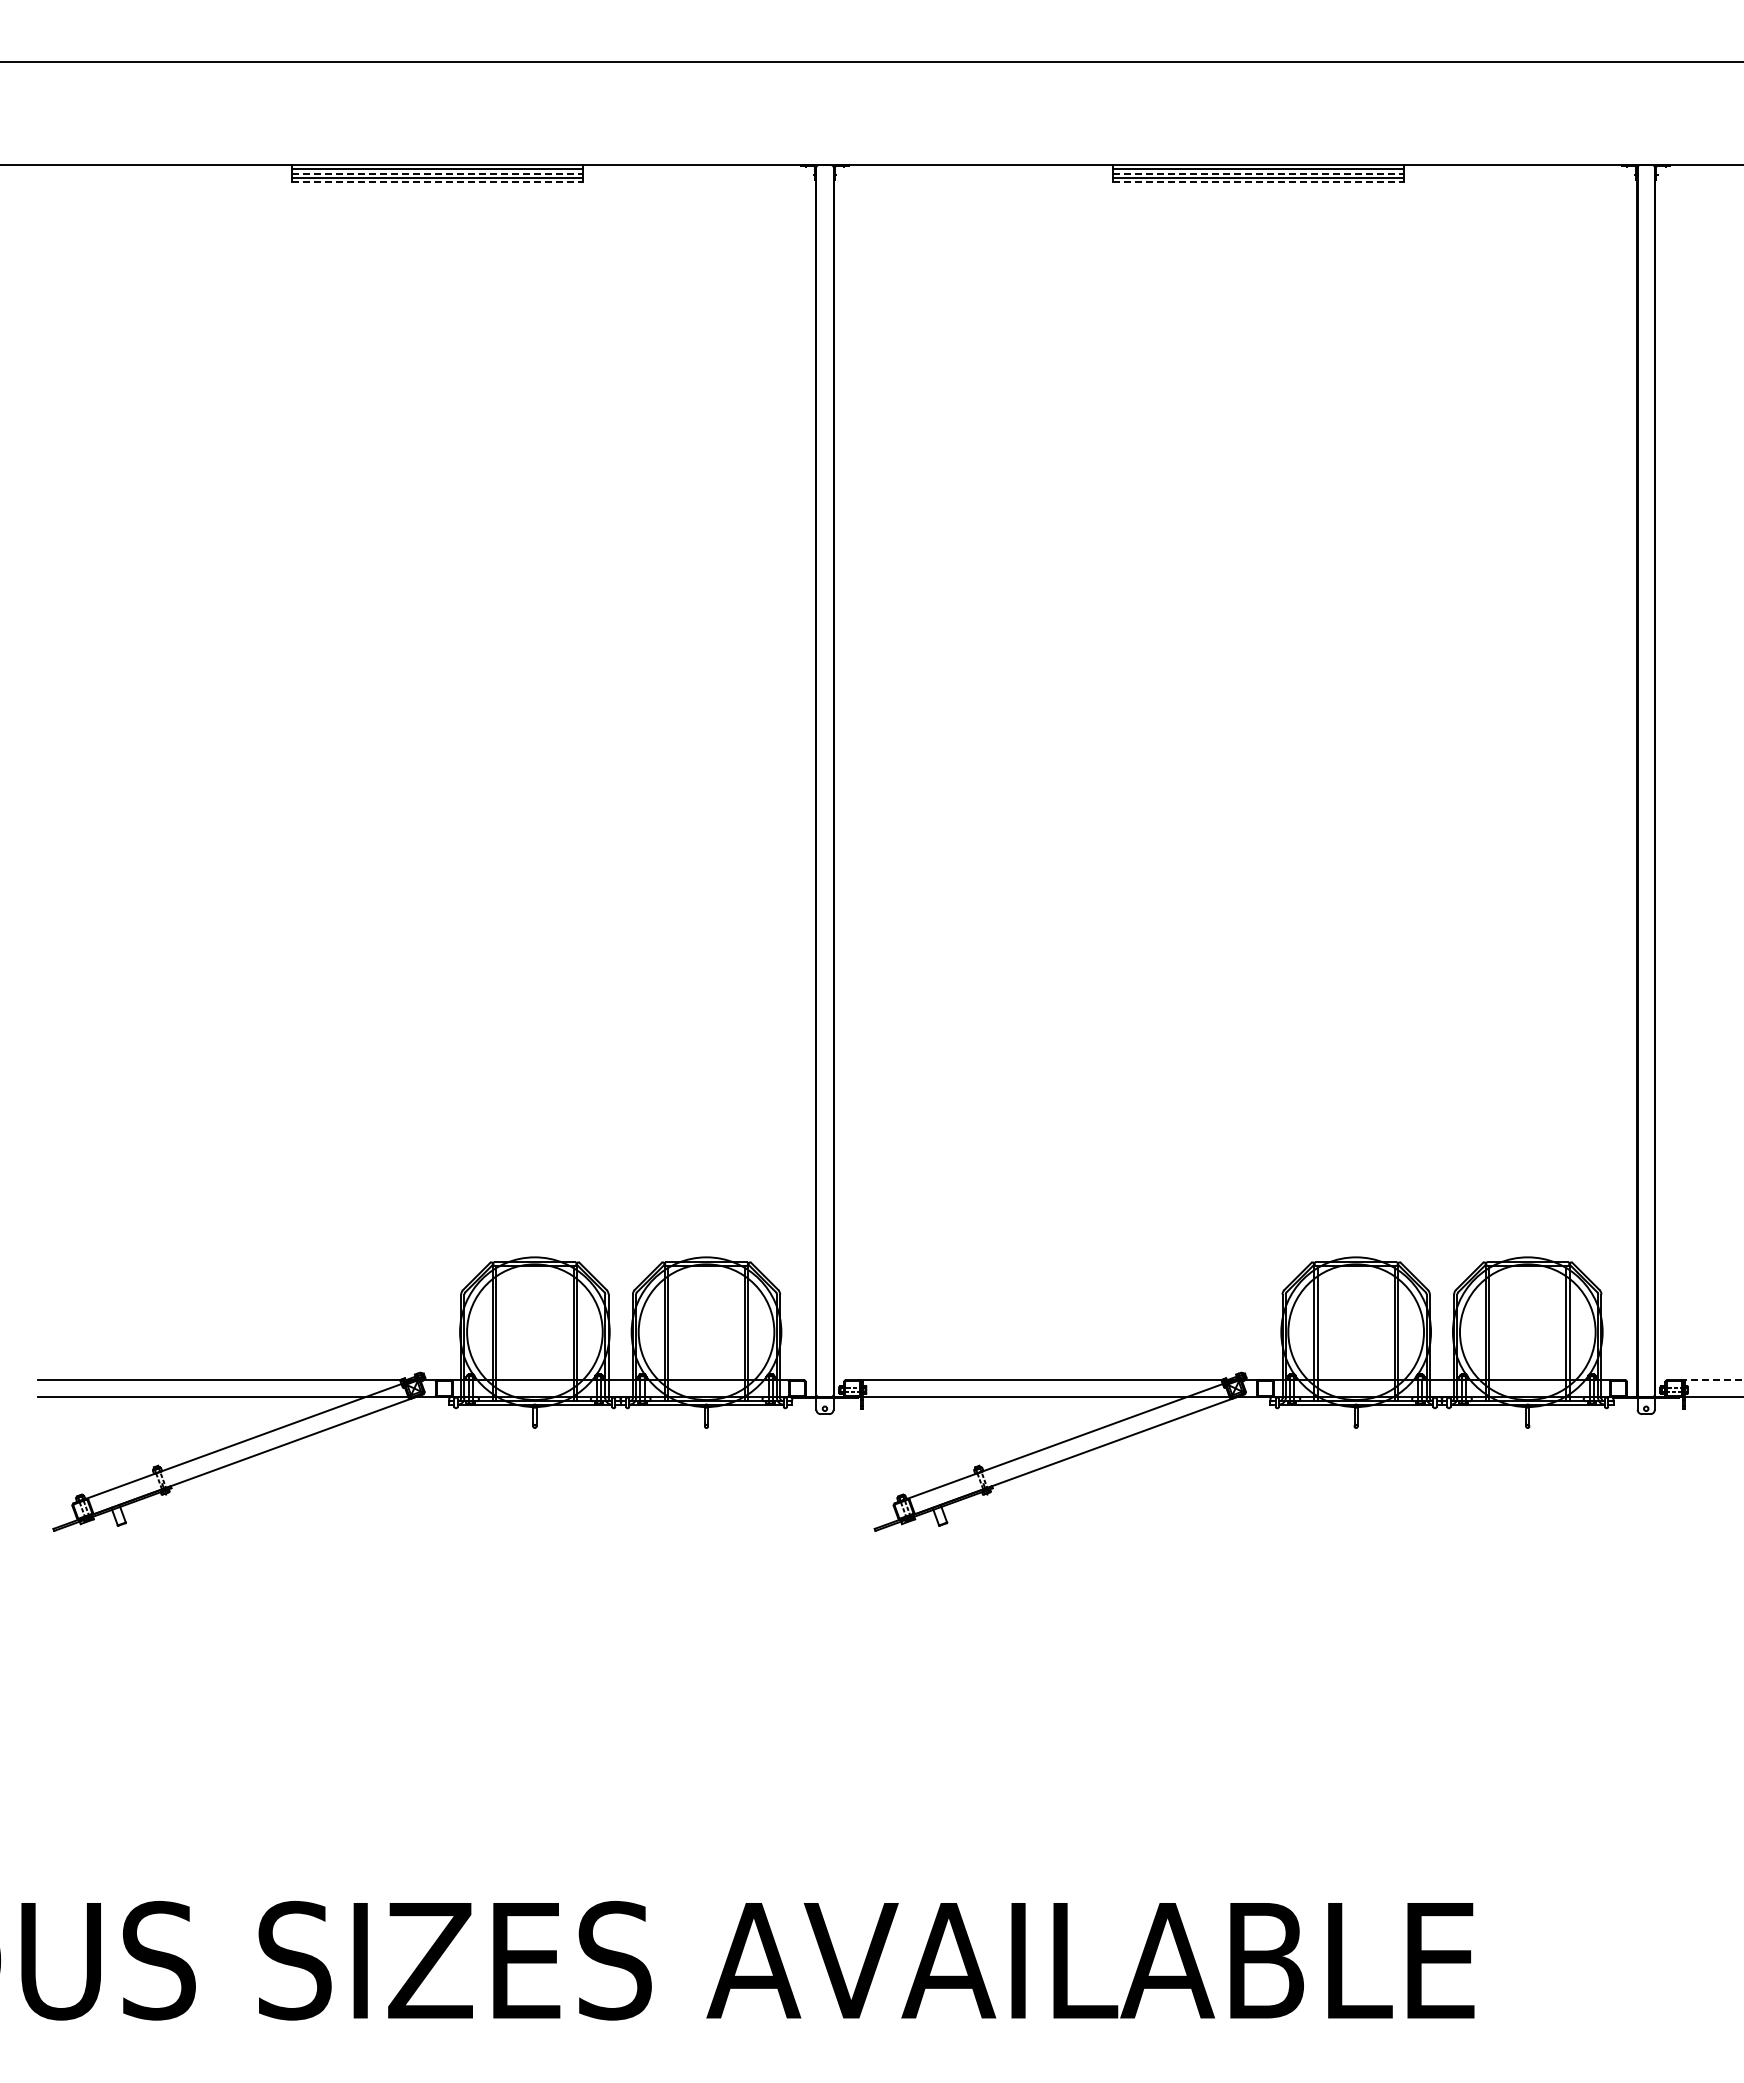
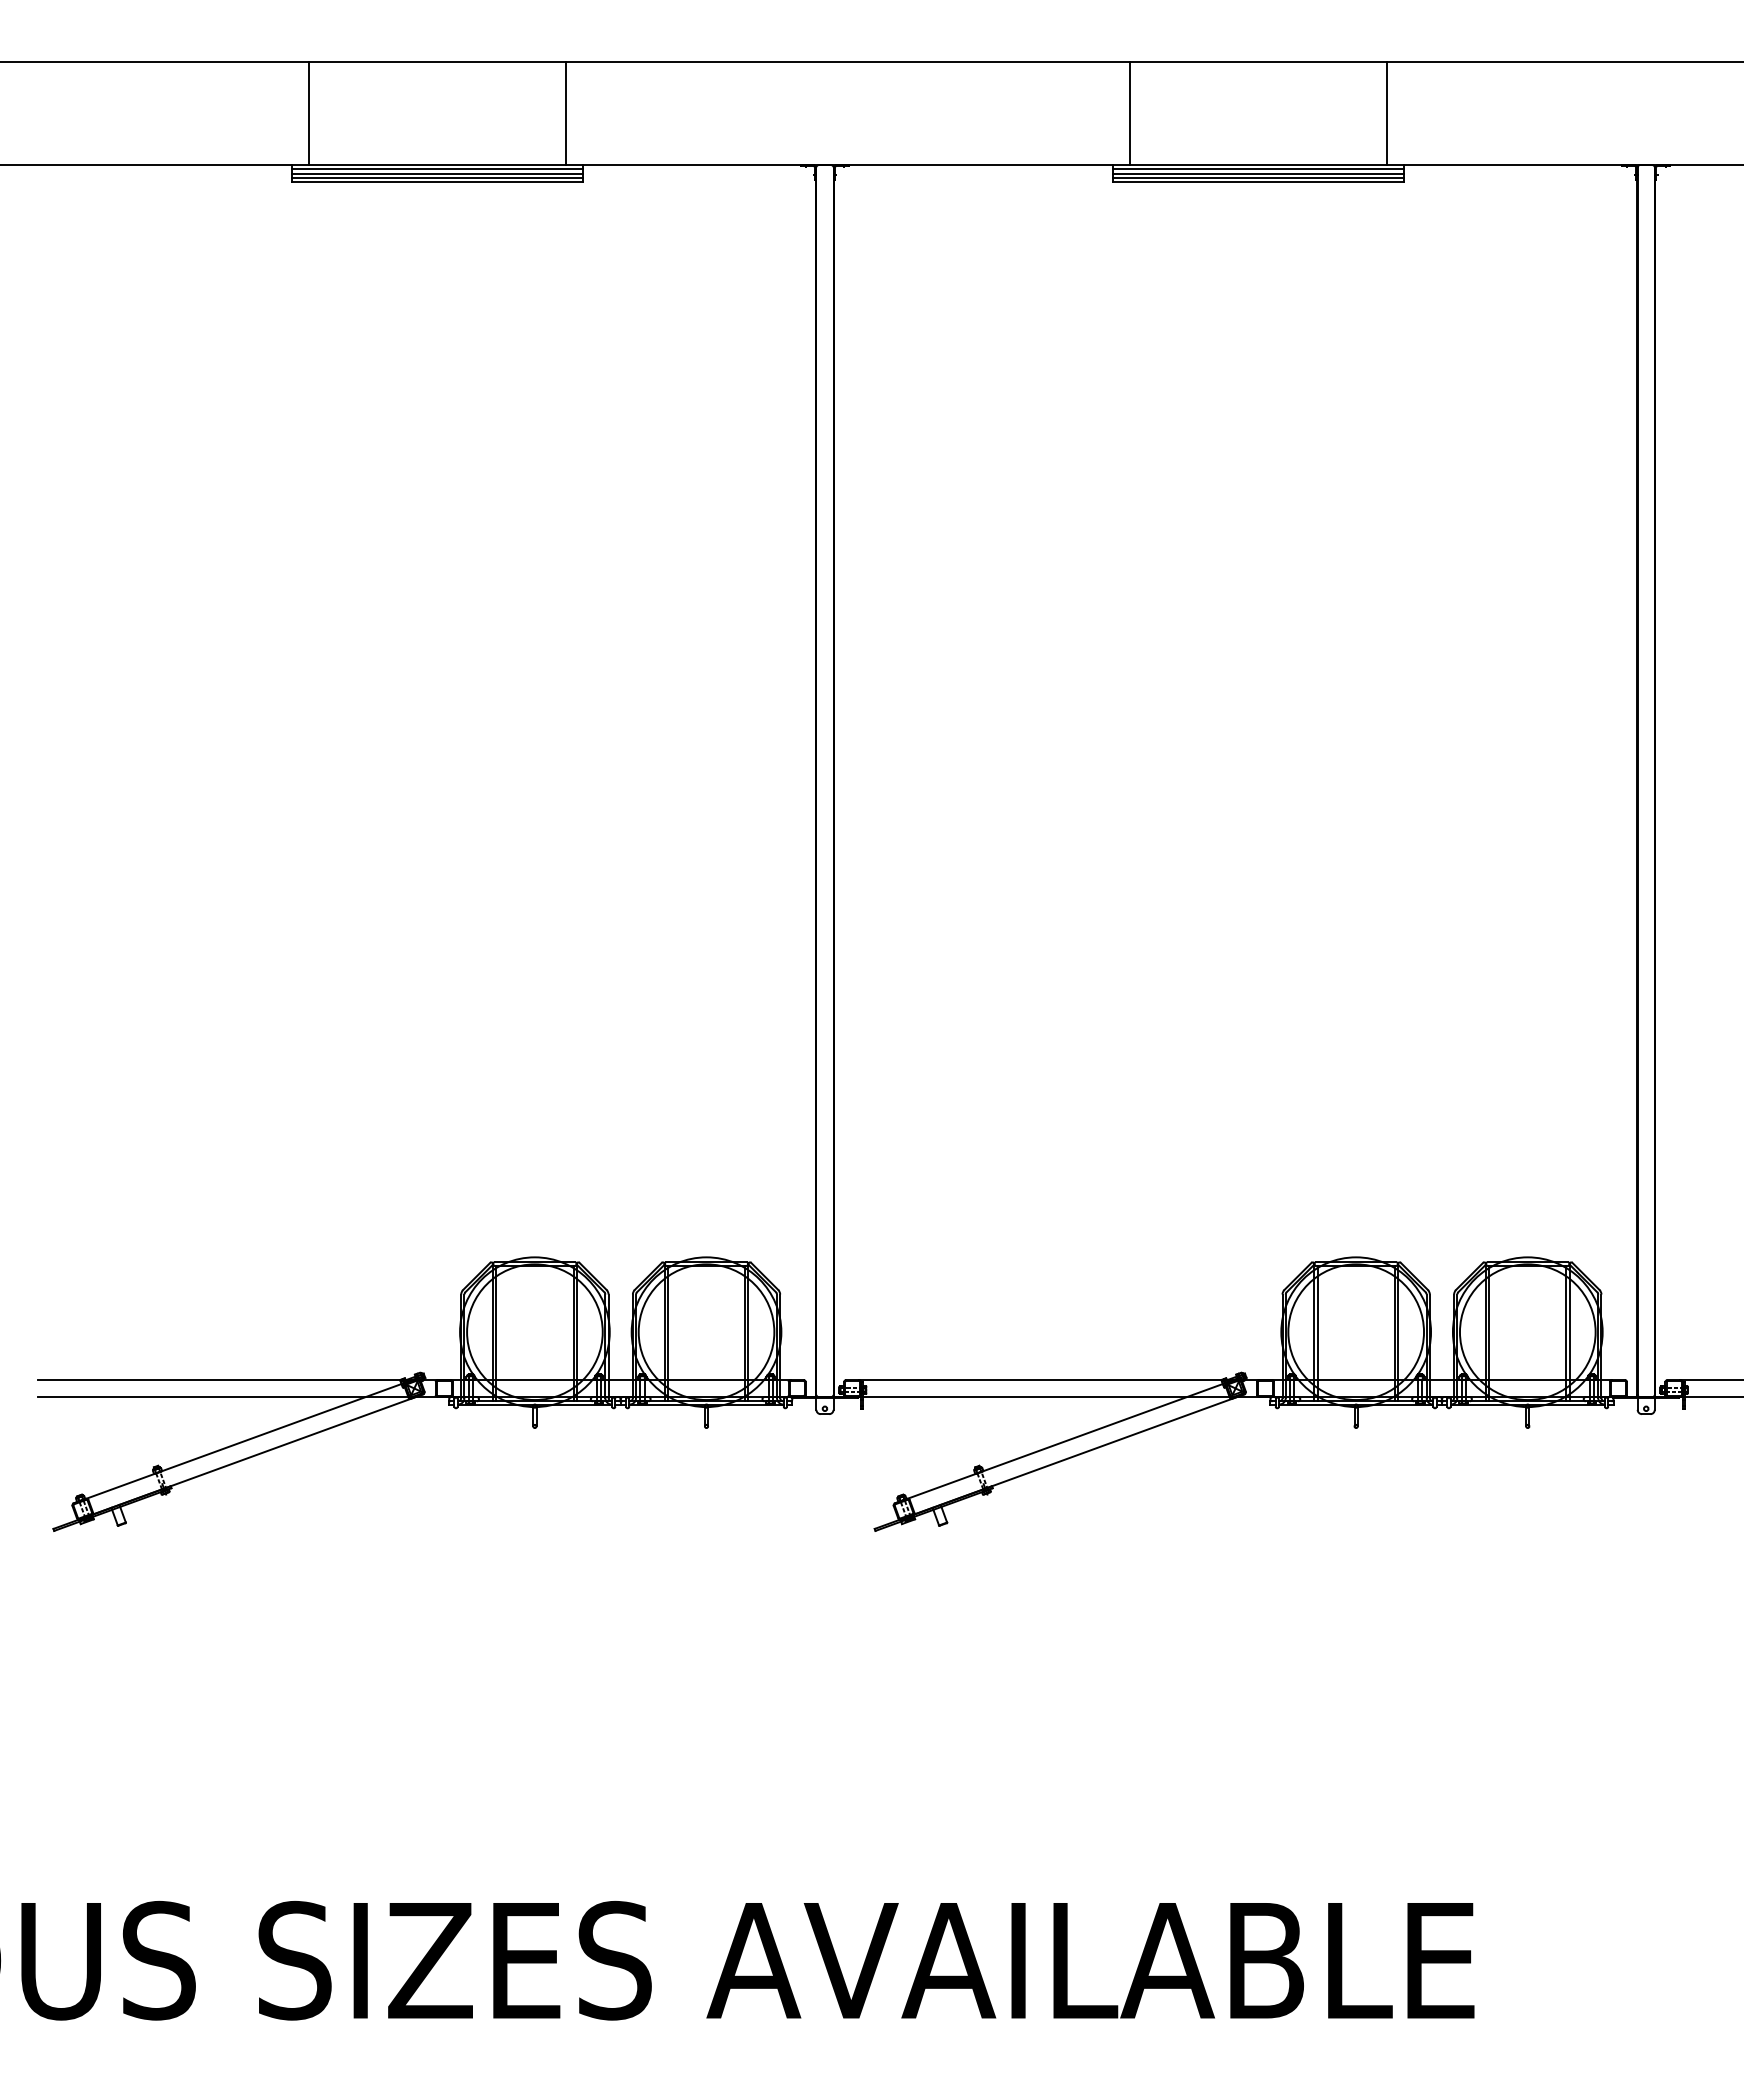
line: none -> present (309, 113)
line: none -> present (565, 113)
line: none -> present (1130, 113)
line: none -> present (1387, 113)
line: dashed -> solid (437, 173)
line: dashed -> solid (1259, 173)
line: dashed -> solid (437, 182)
line: dashed -> solid (1259, 182)
line: dashed -> solid (1712, 1379)
